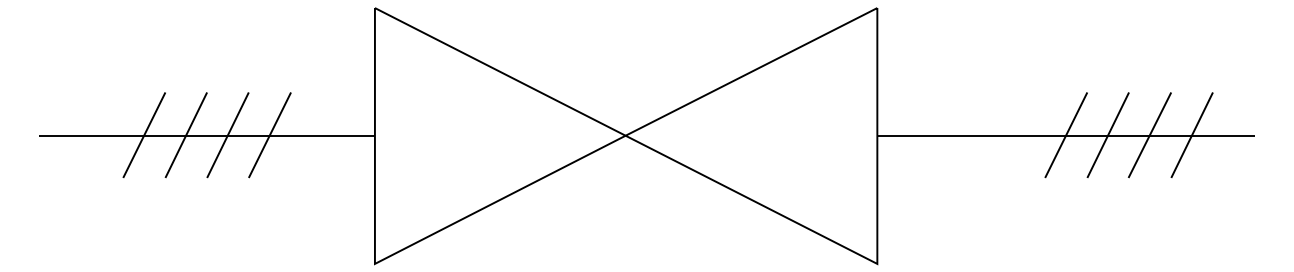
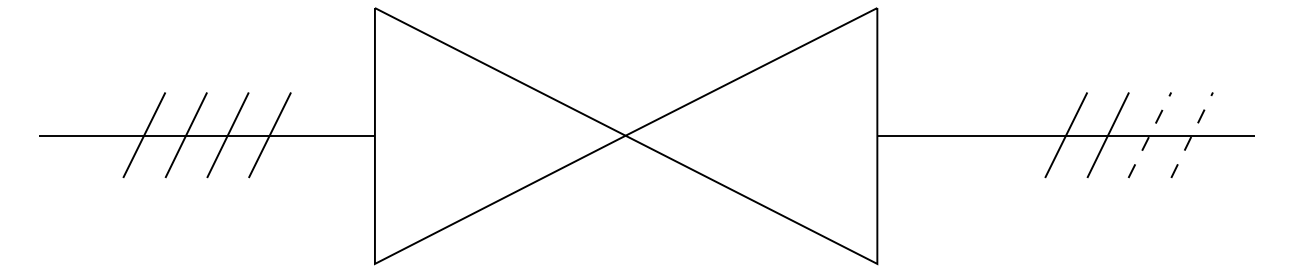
line: solid -> dashed (1149, 135)
line: solid -> dashed (1192, 135)
